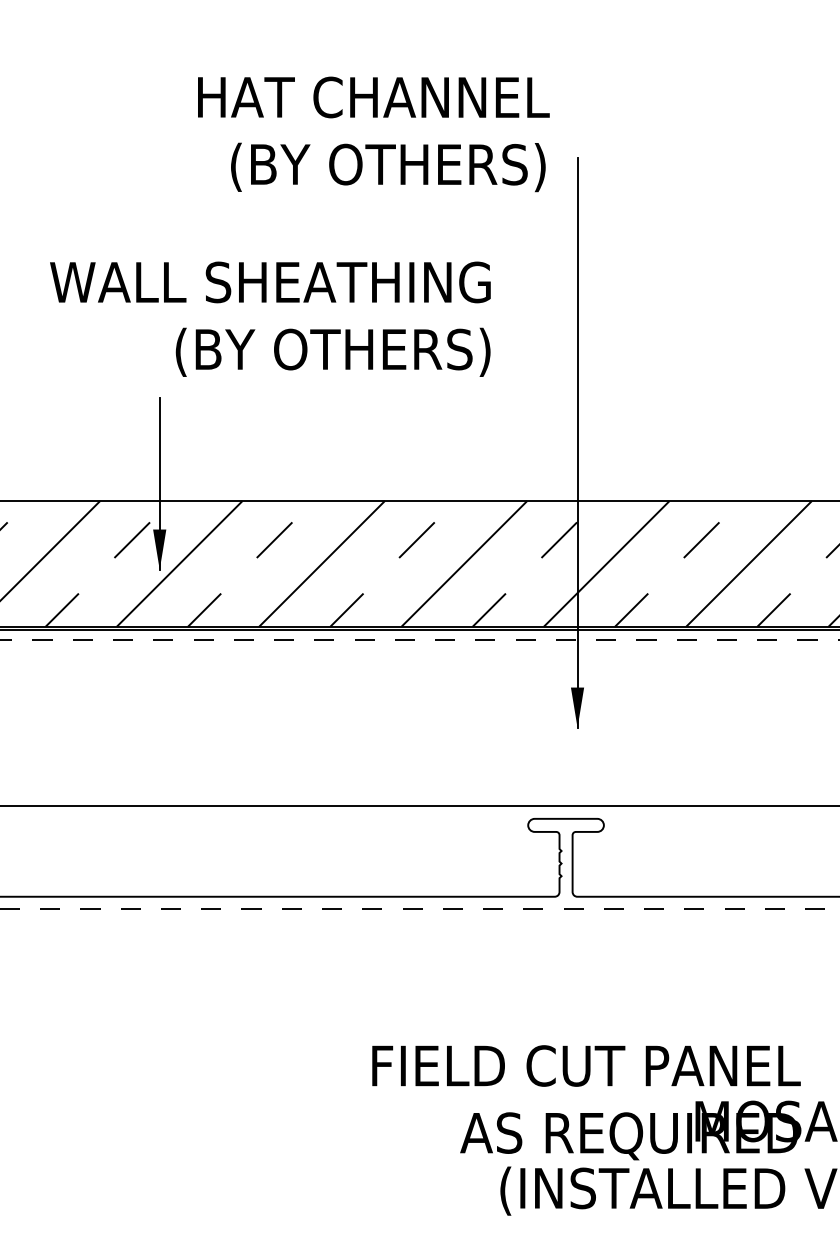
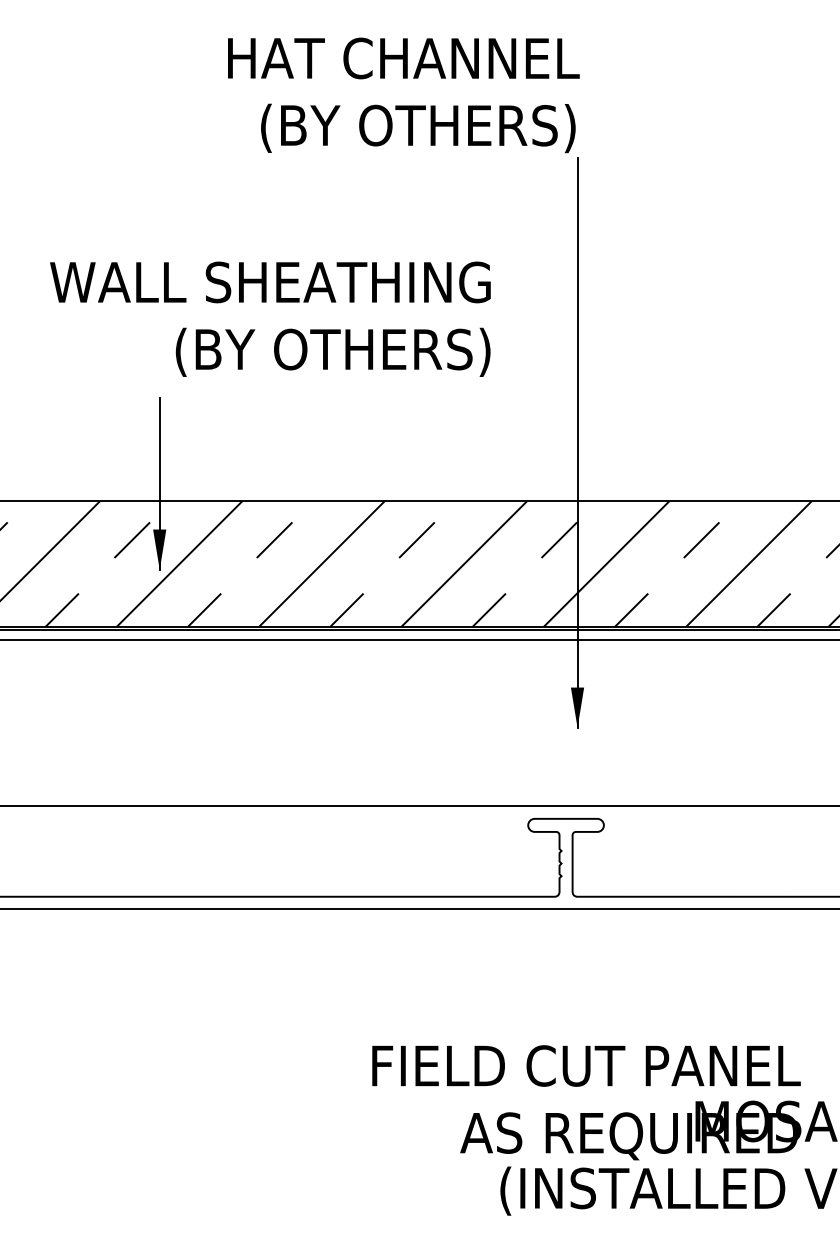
text position: (373, 134) -> (403, 95) (403, 95)
line: dashed -> solid (420, 640)
line: dashed -> solid (419, 909)
